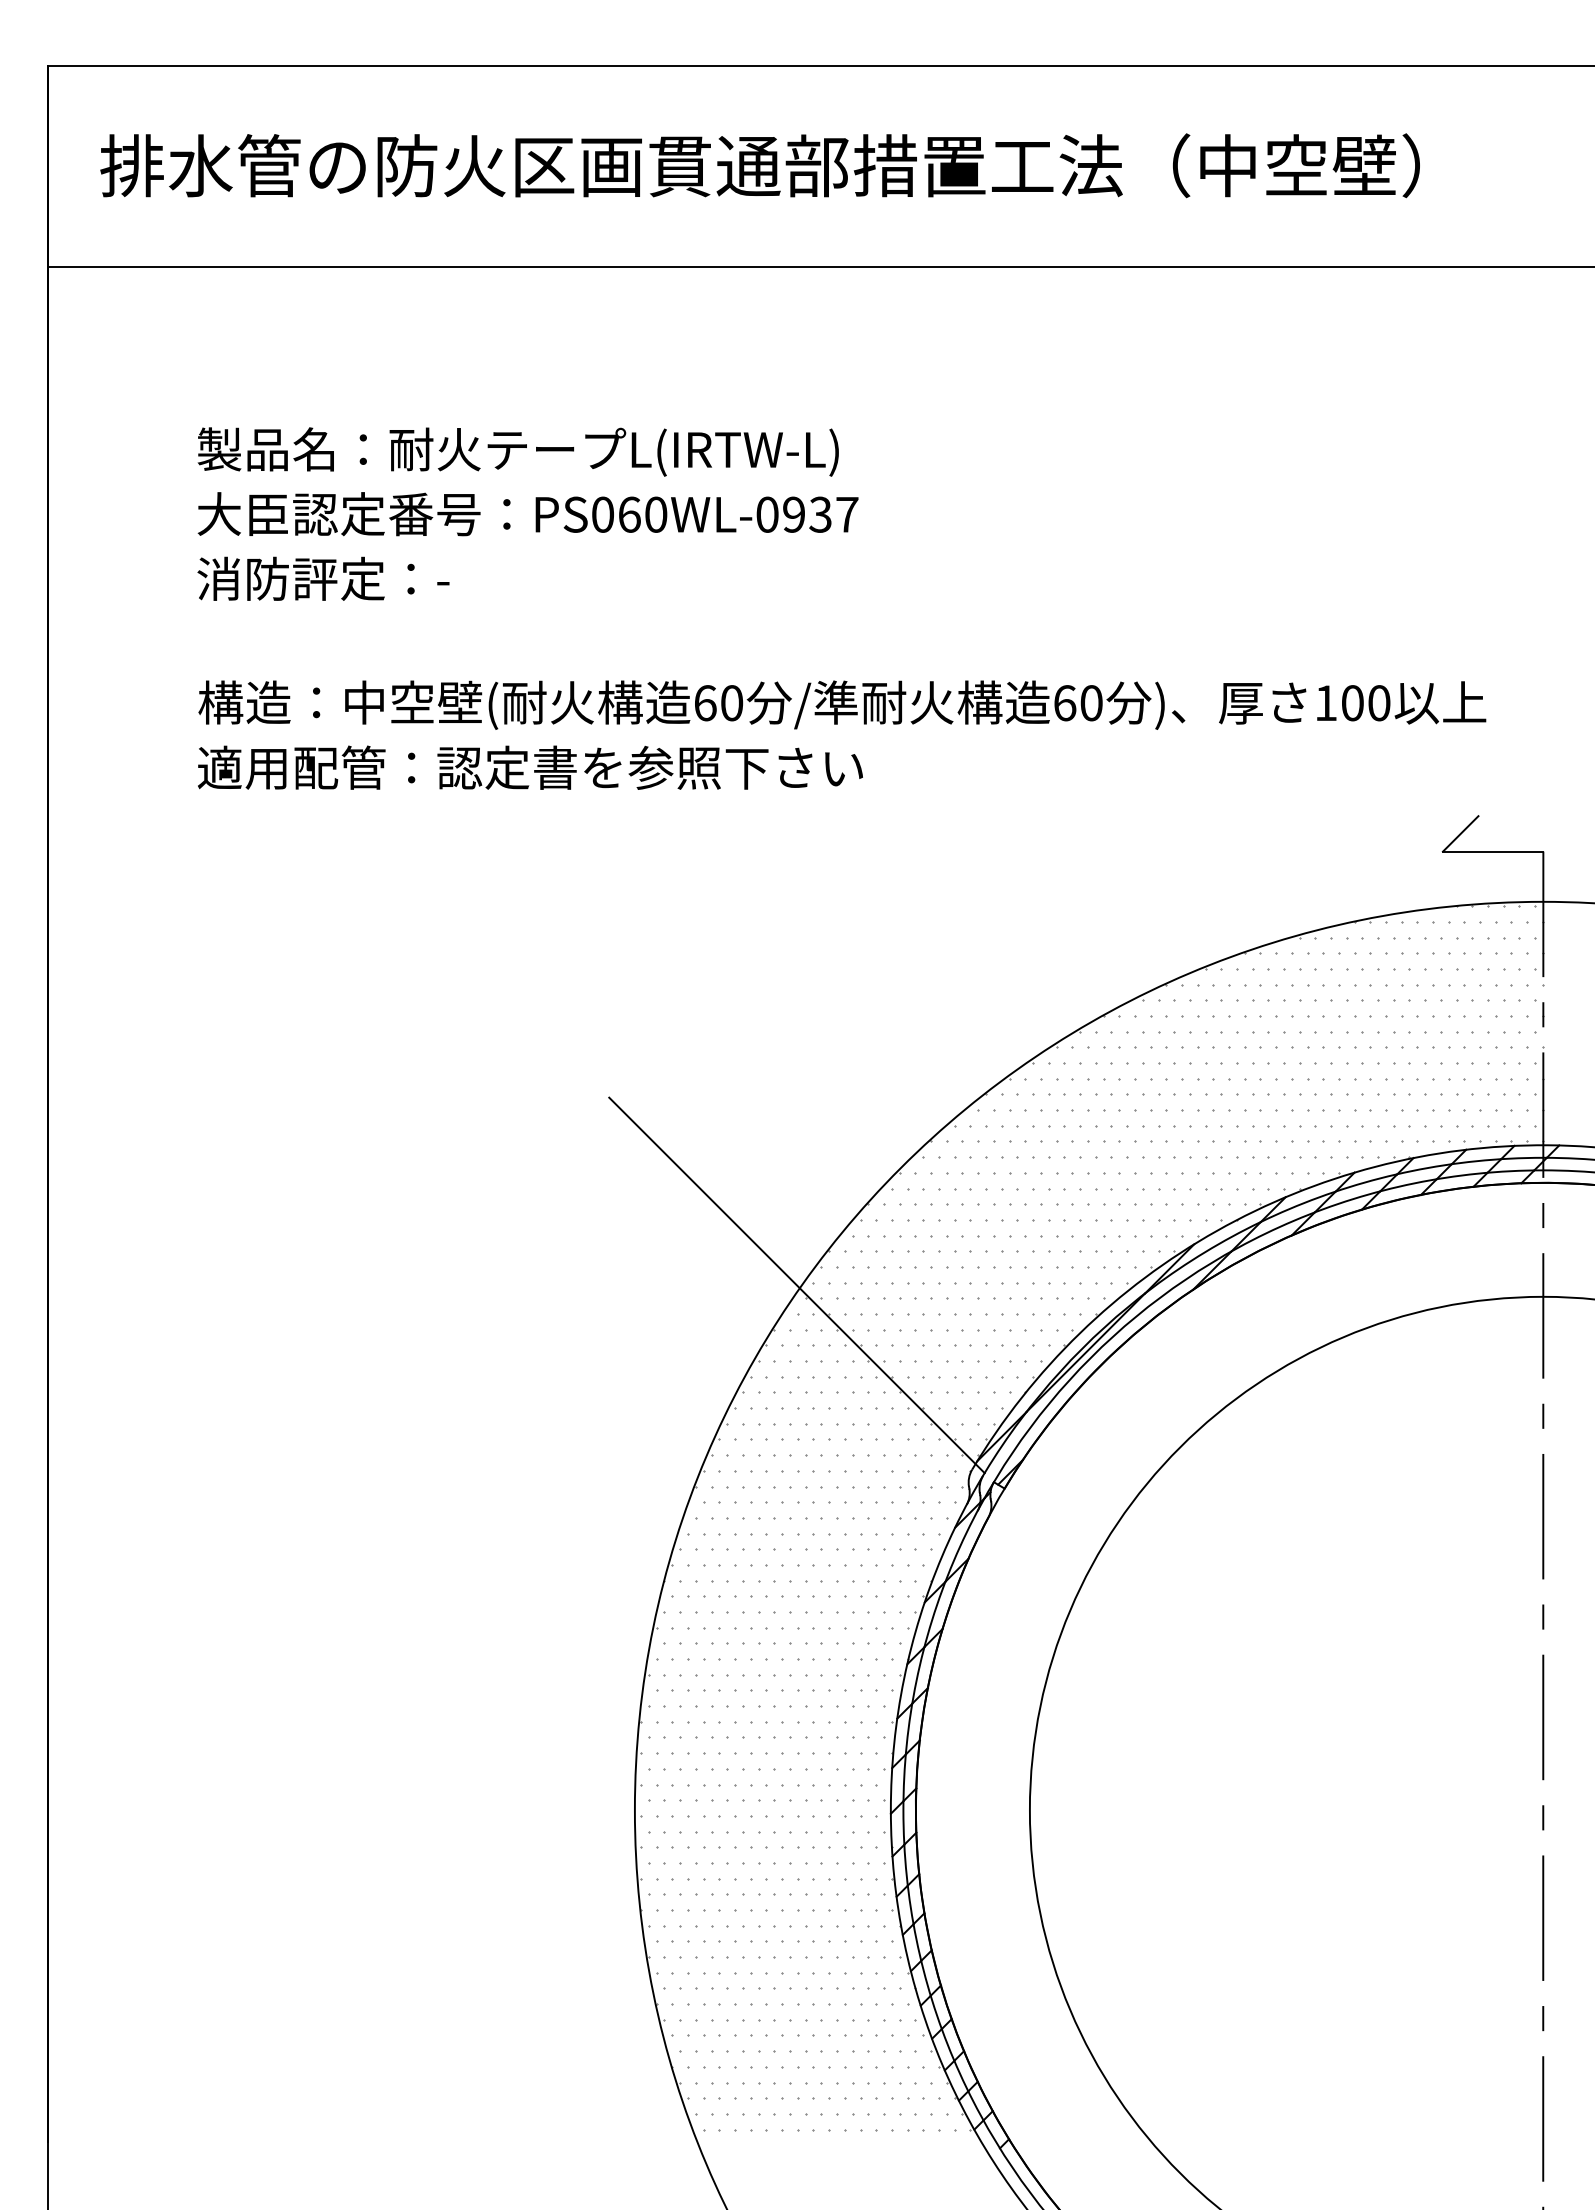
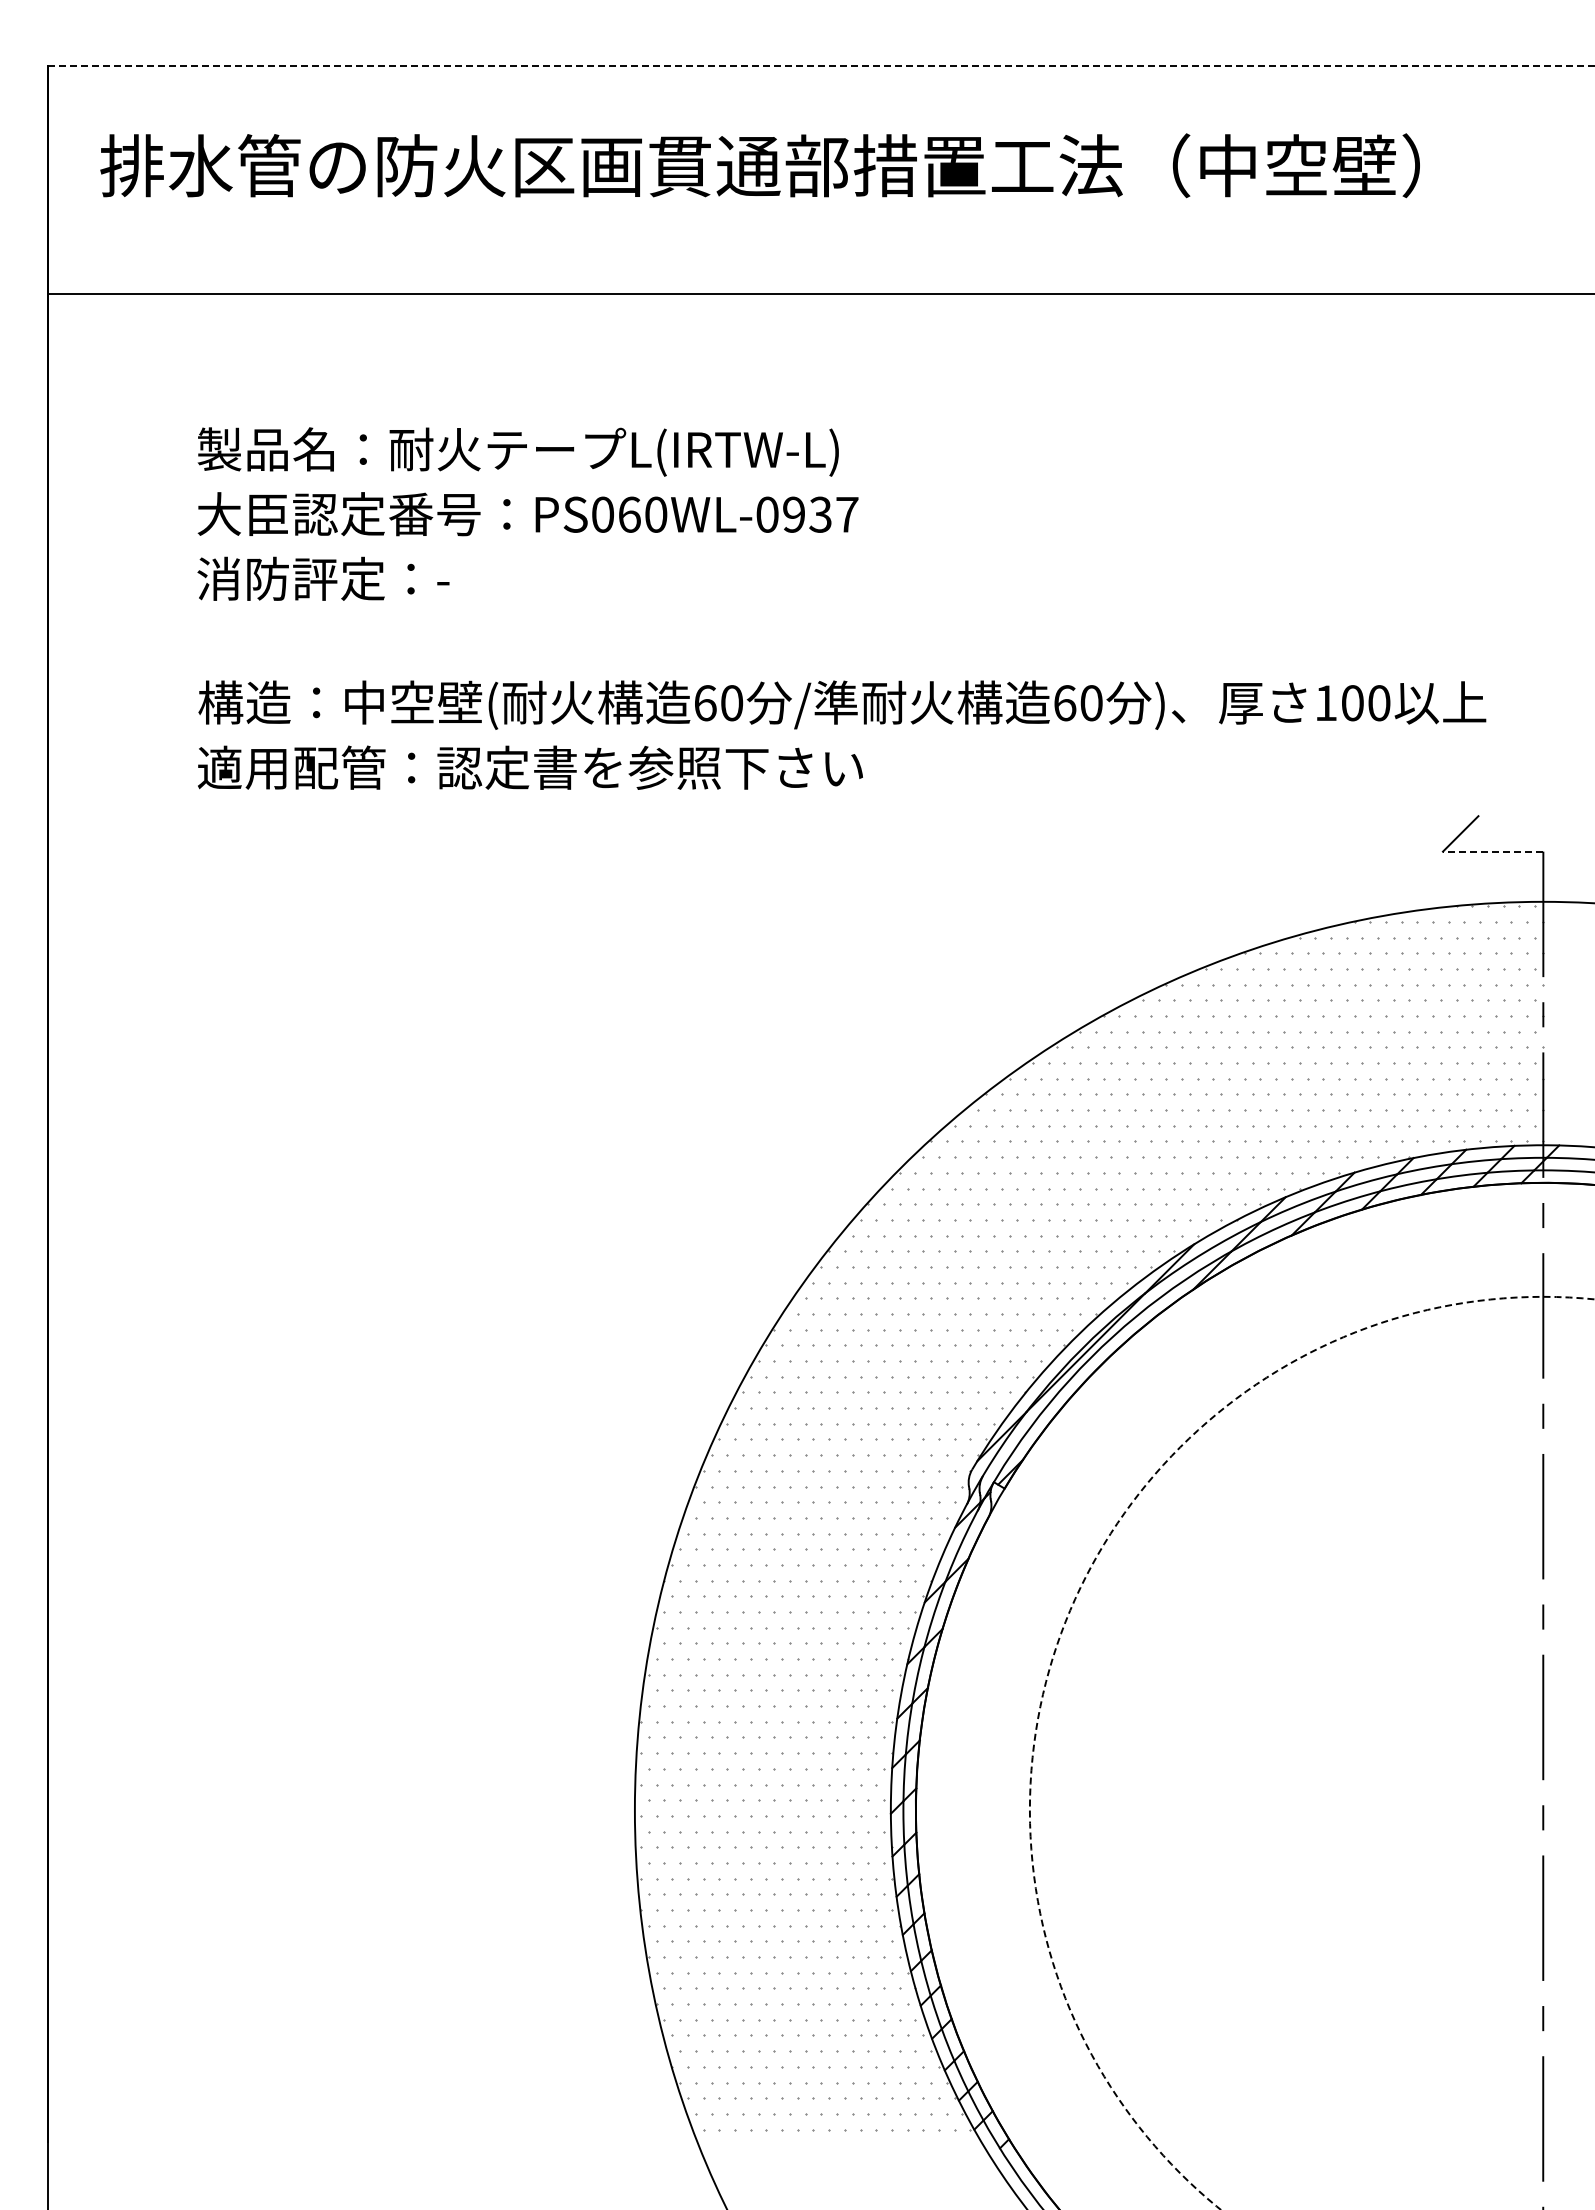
line: solid -> dashed (821, 66)
line position: (819, 267) -> (819, 294) (819, 294)
line: solid -> dashed (1492, 851)
line: present -> none (796, 1285)
circle: solid -> dashed (1311, 1752)
